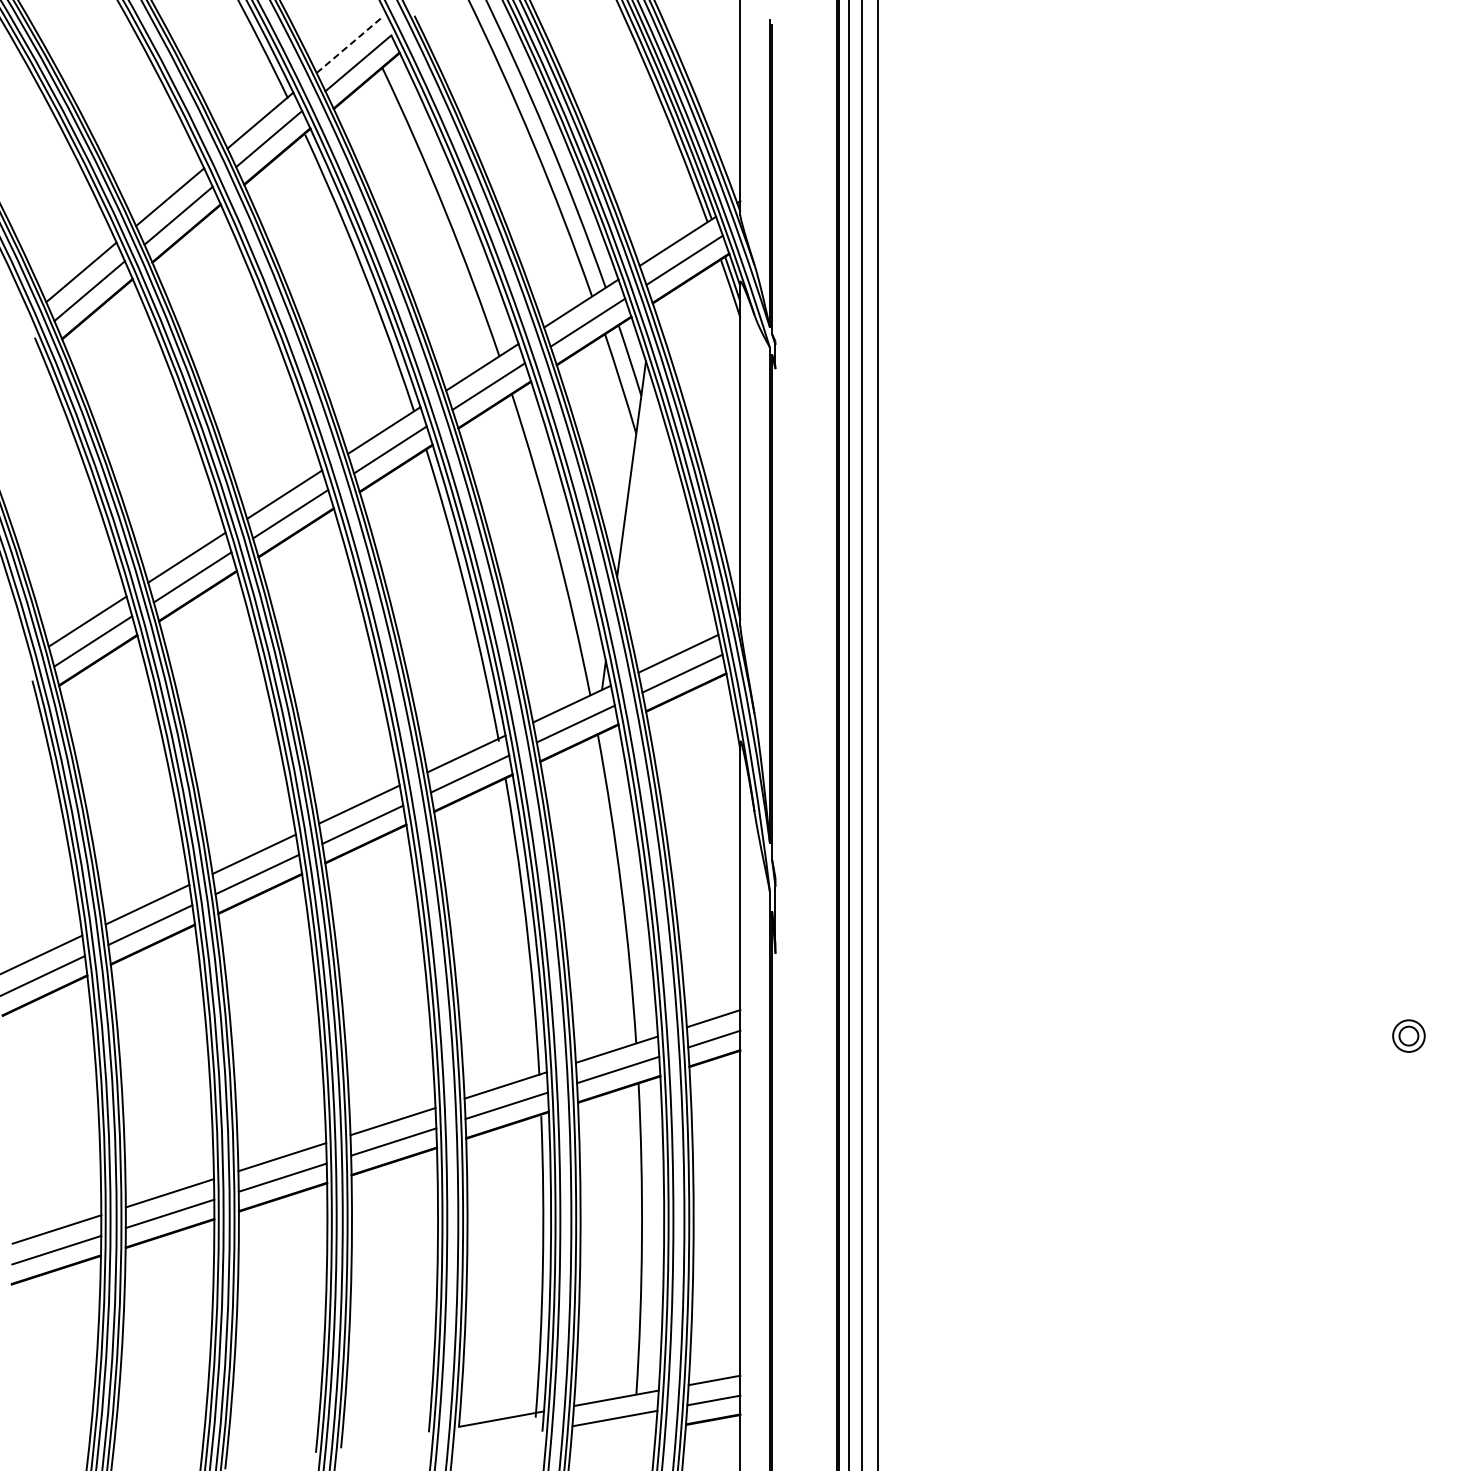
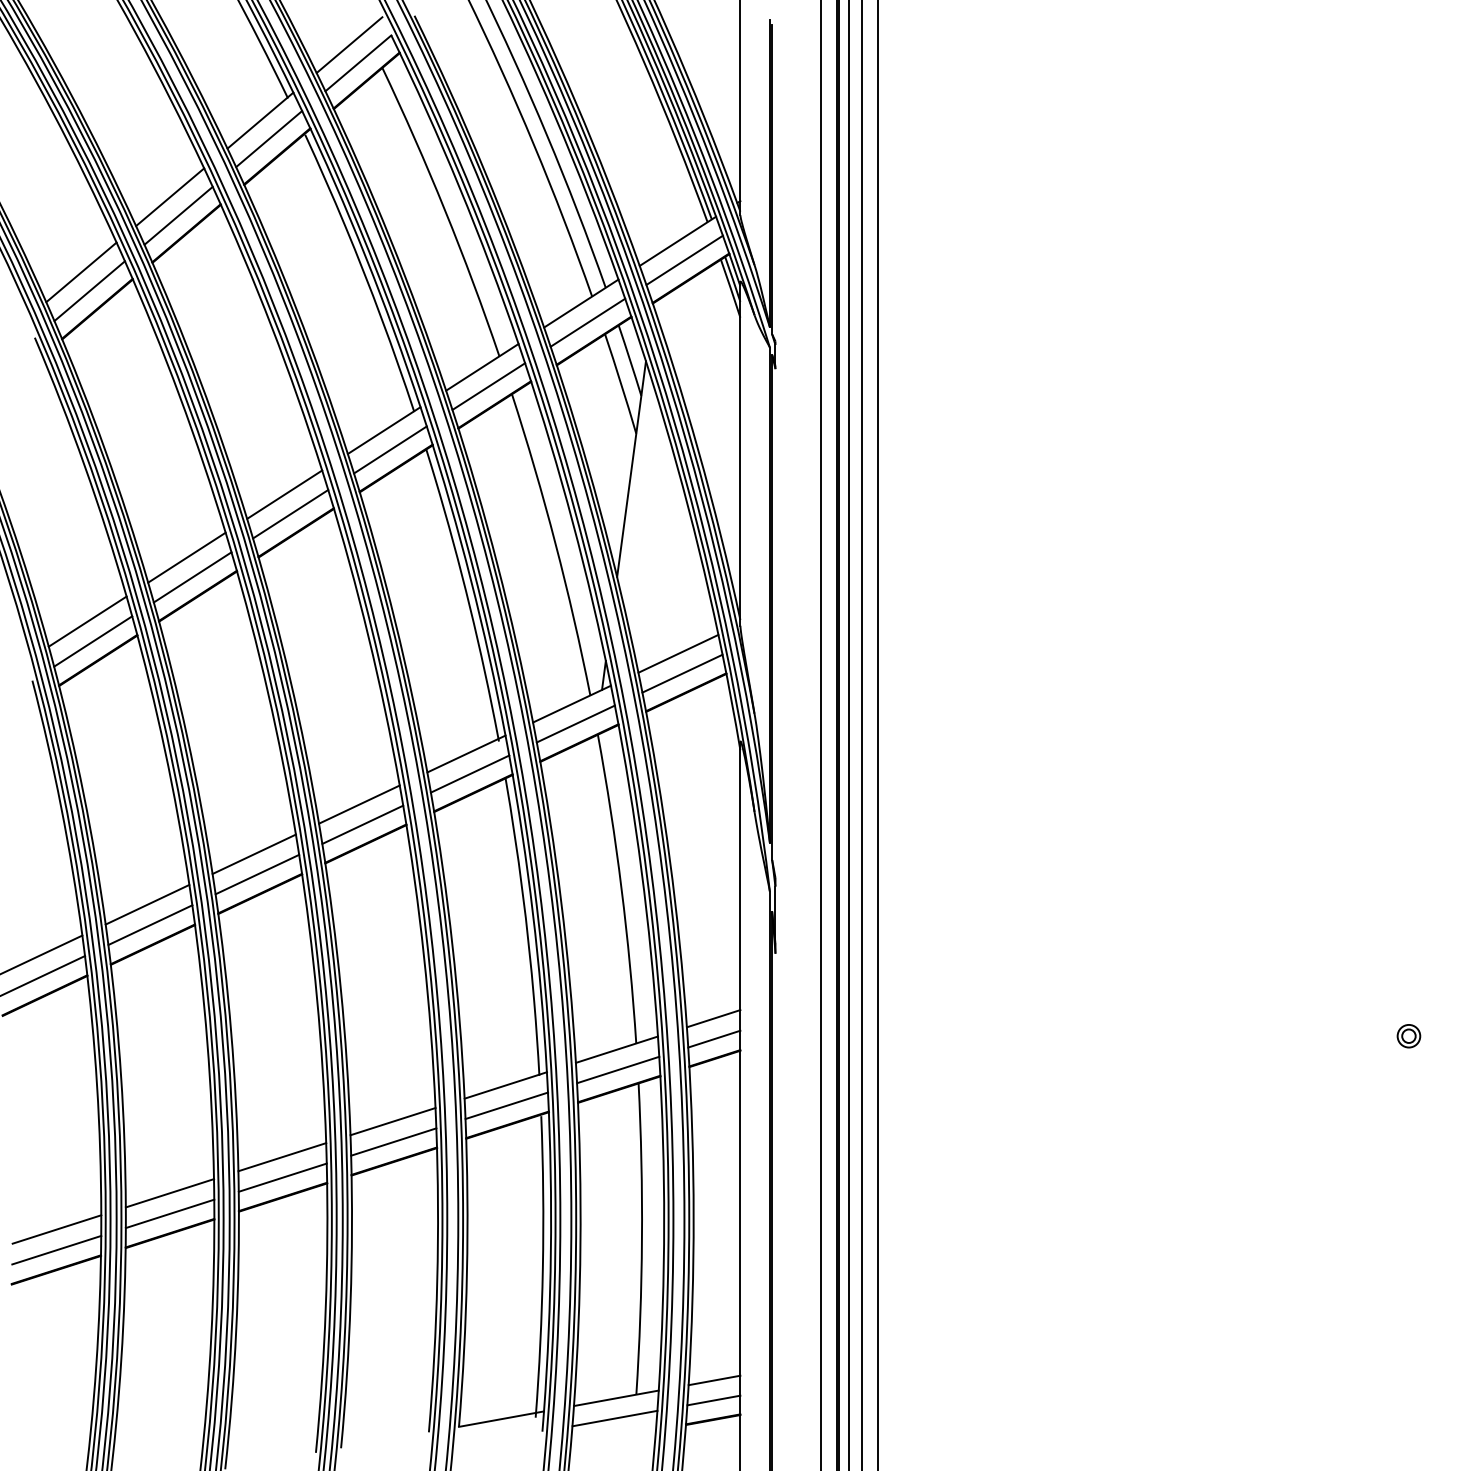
line: dashed -> solid (349, 44)
line: none -> present (821, 734)
part size: 34x34 px -> 26x25 px (1408, 1036)
